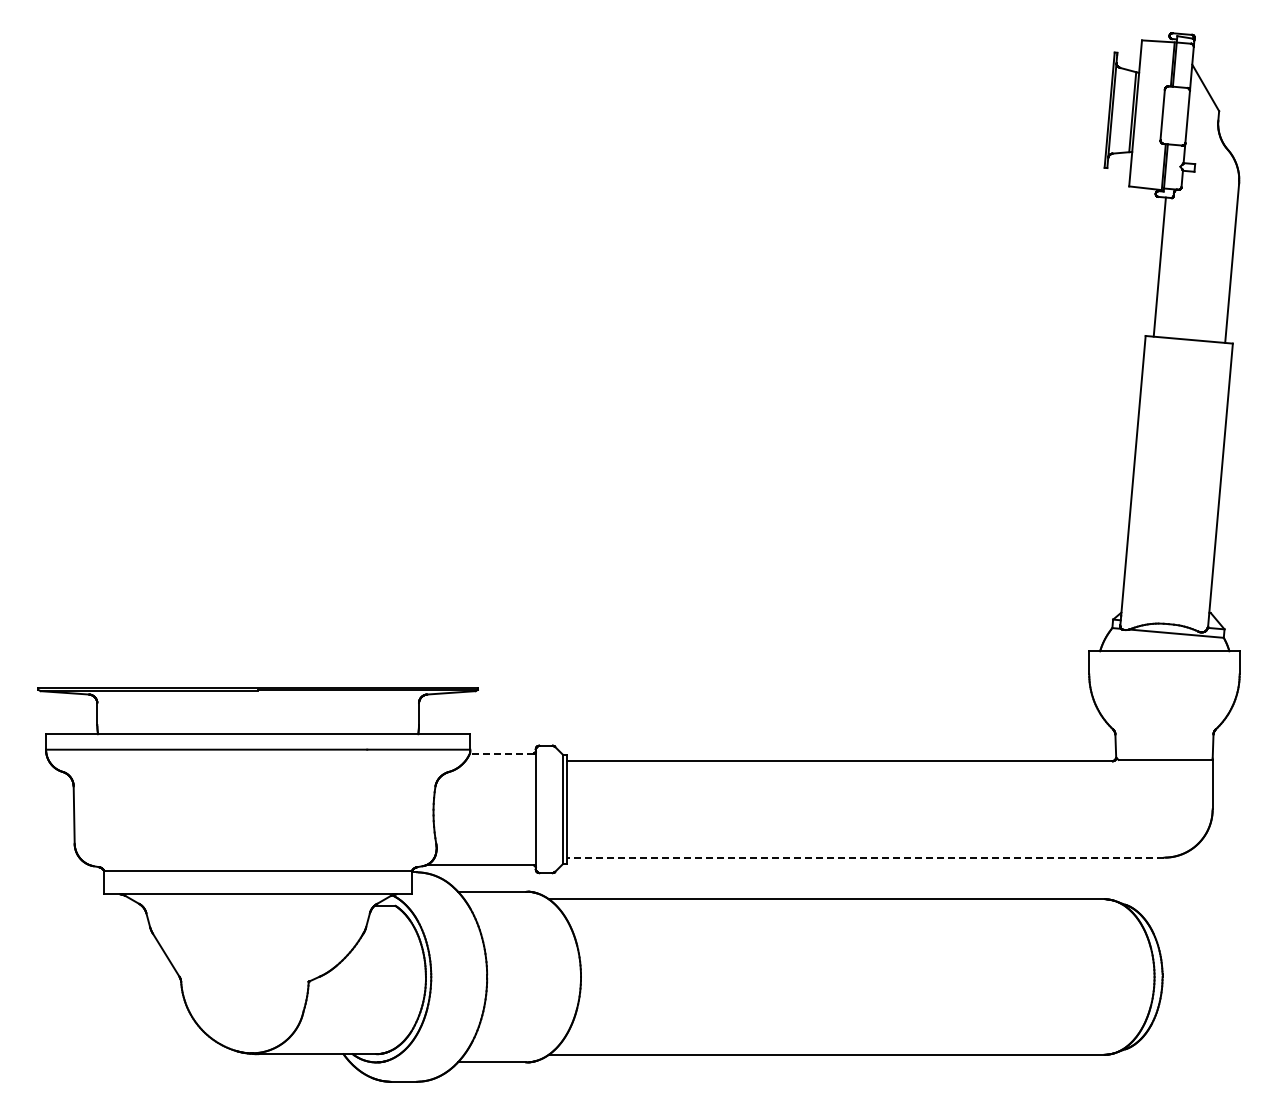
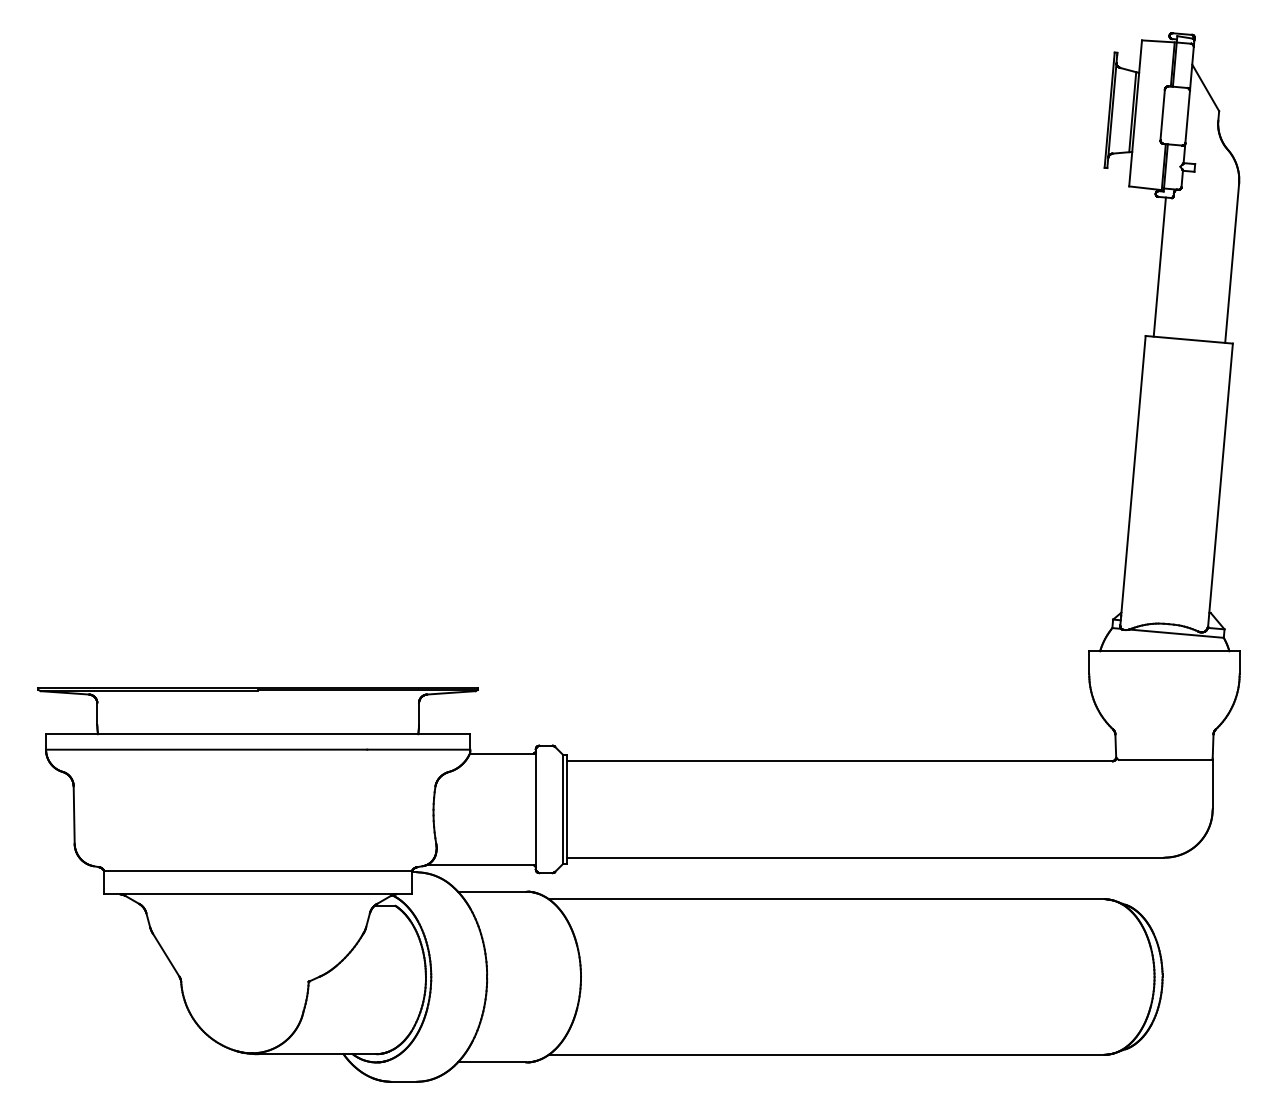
line: dashed -> solid (501, 753)
line: dashed -> solid (865, 857)
